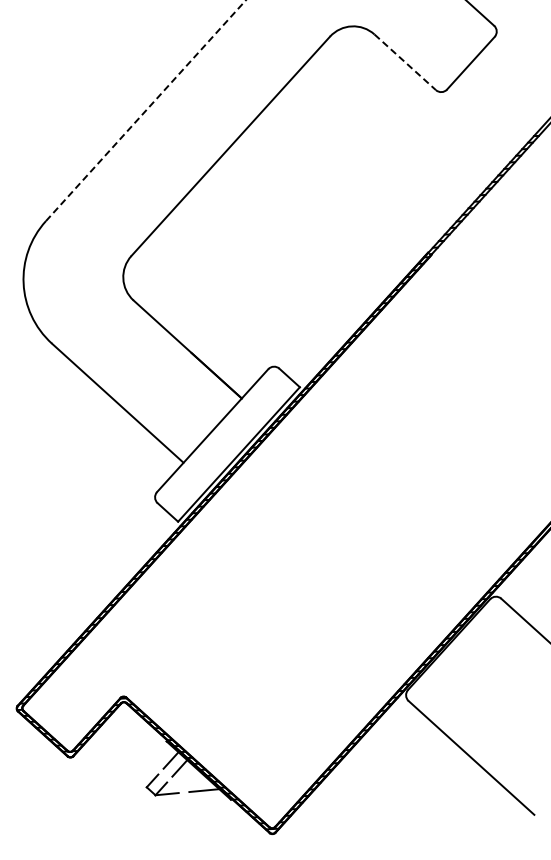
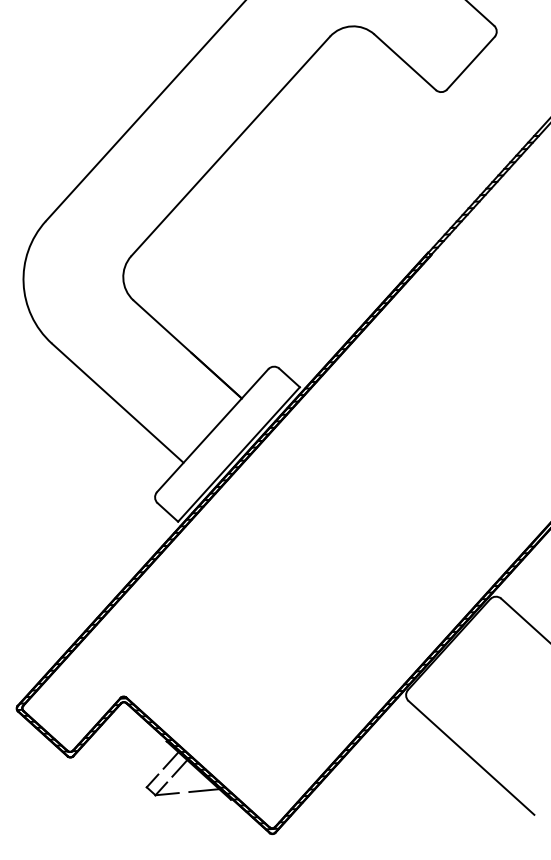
line: dashed -> solid (405, 62)
line: dashed -> solid (145, 110)
